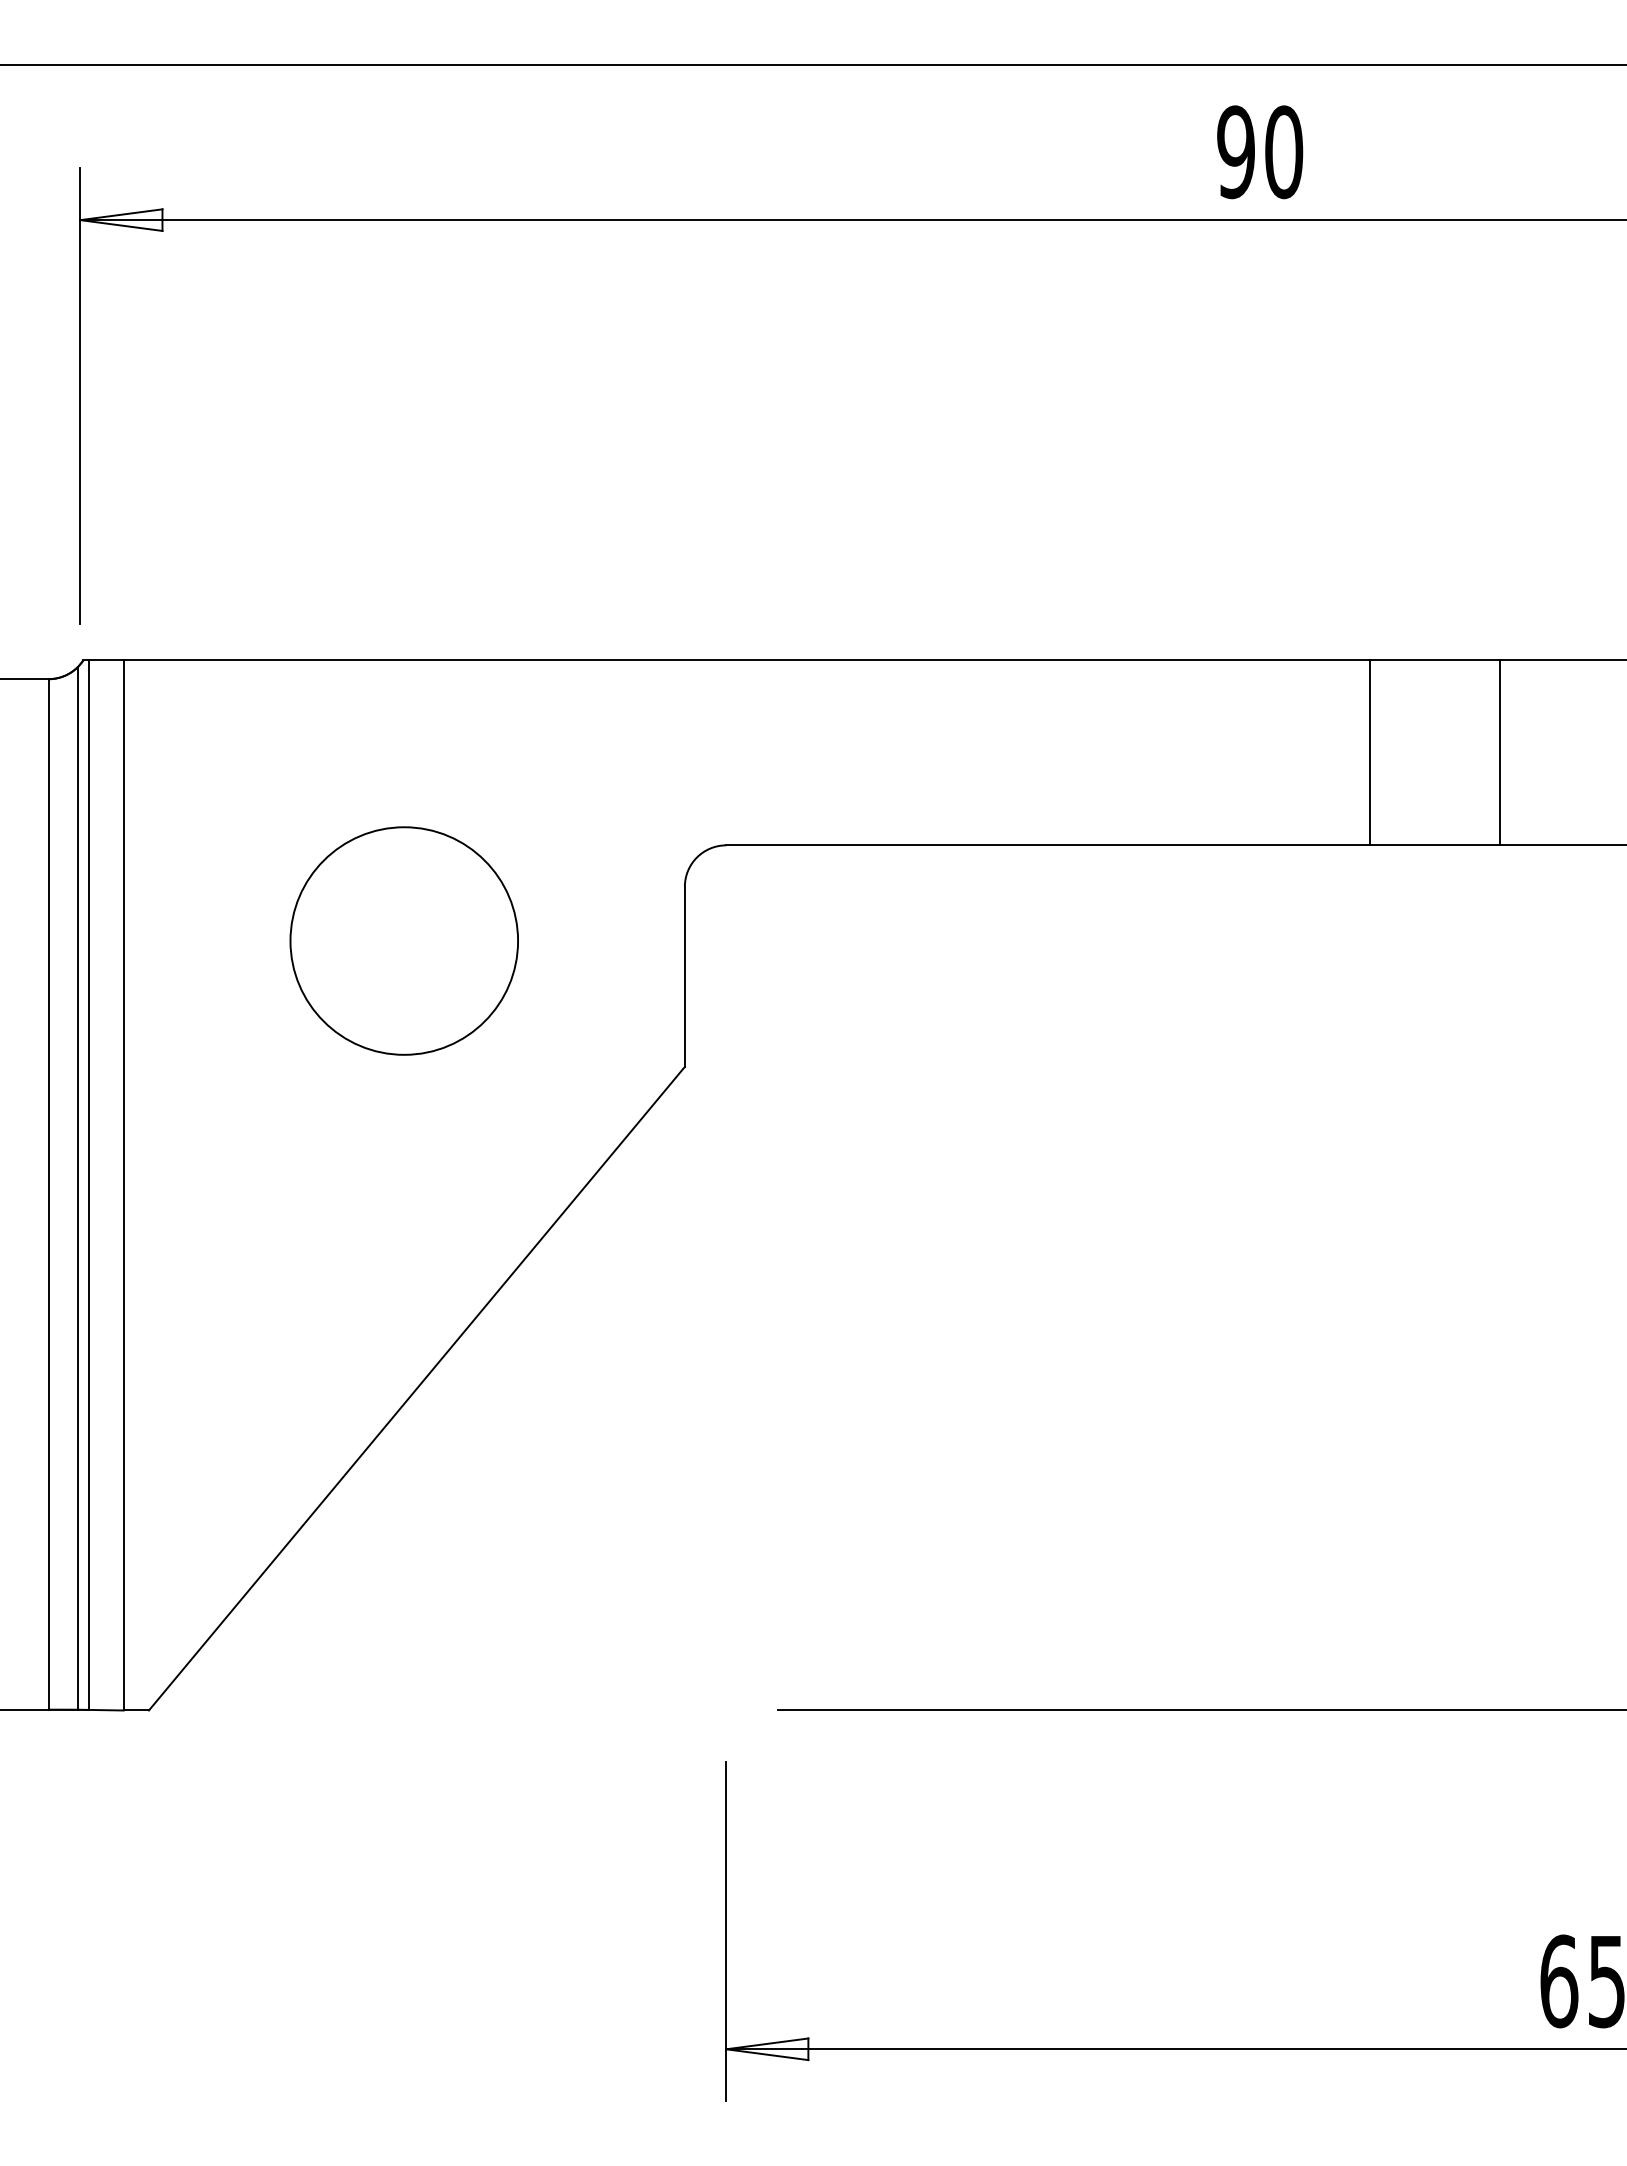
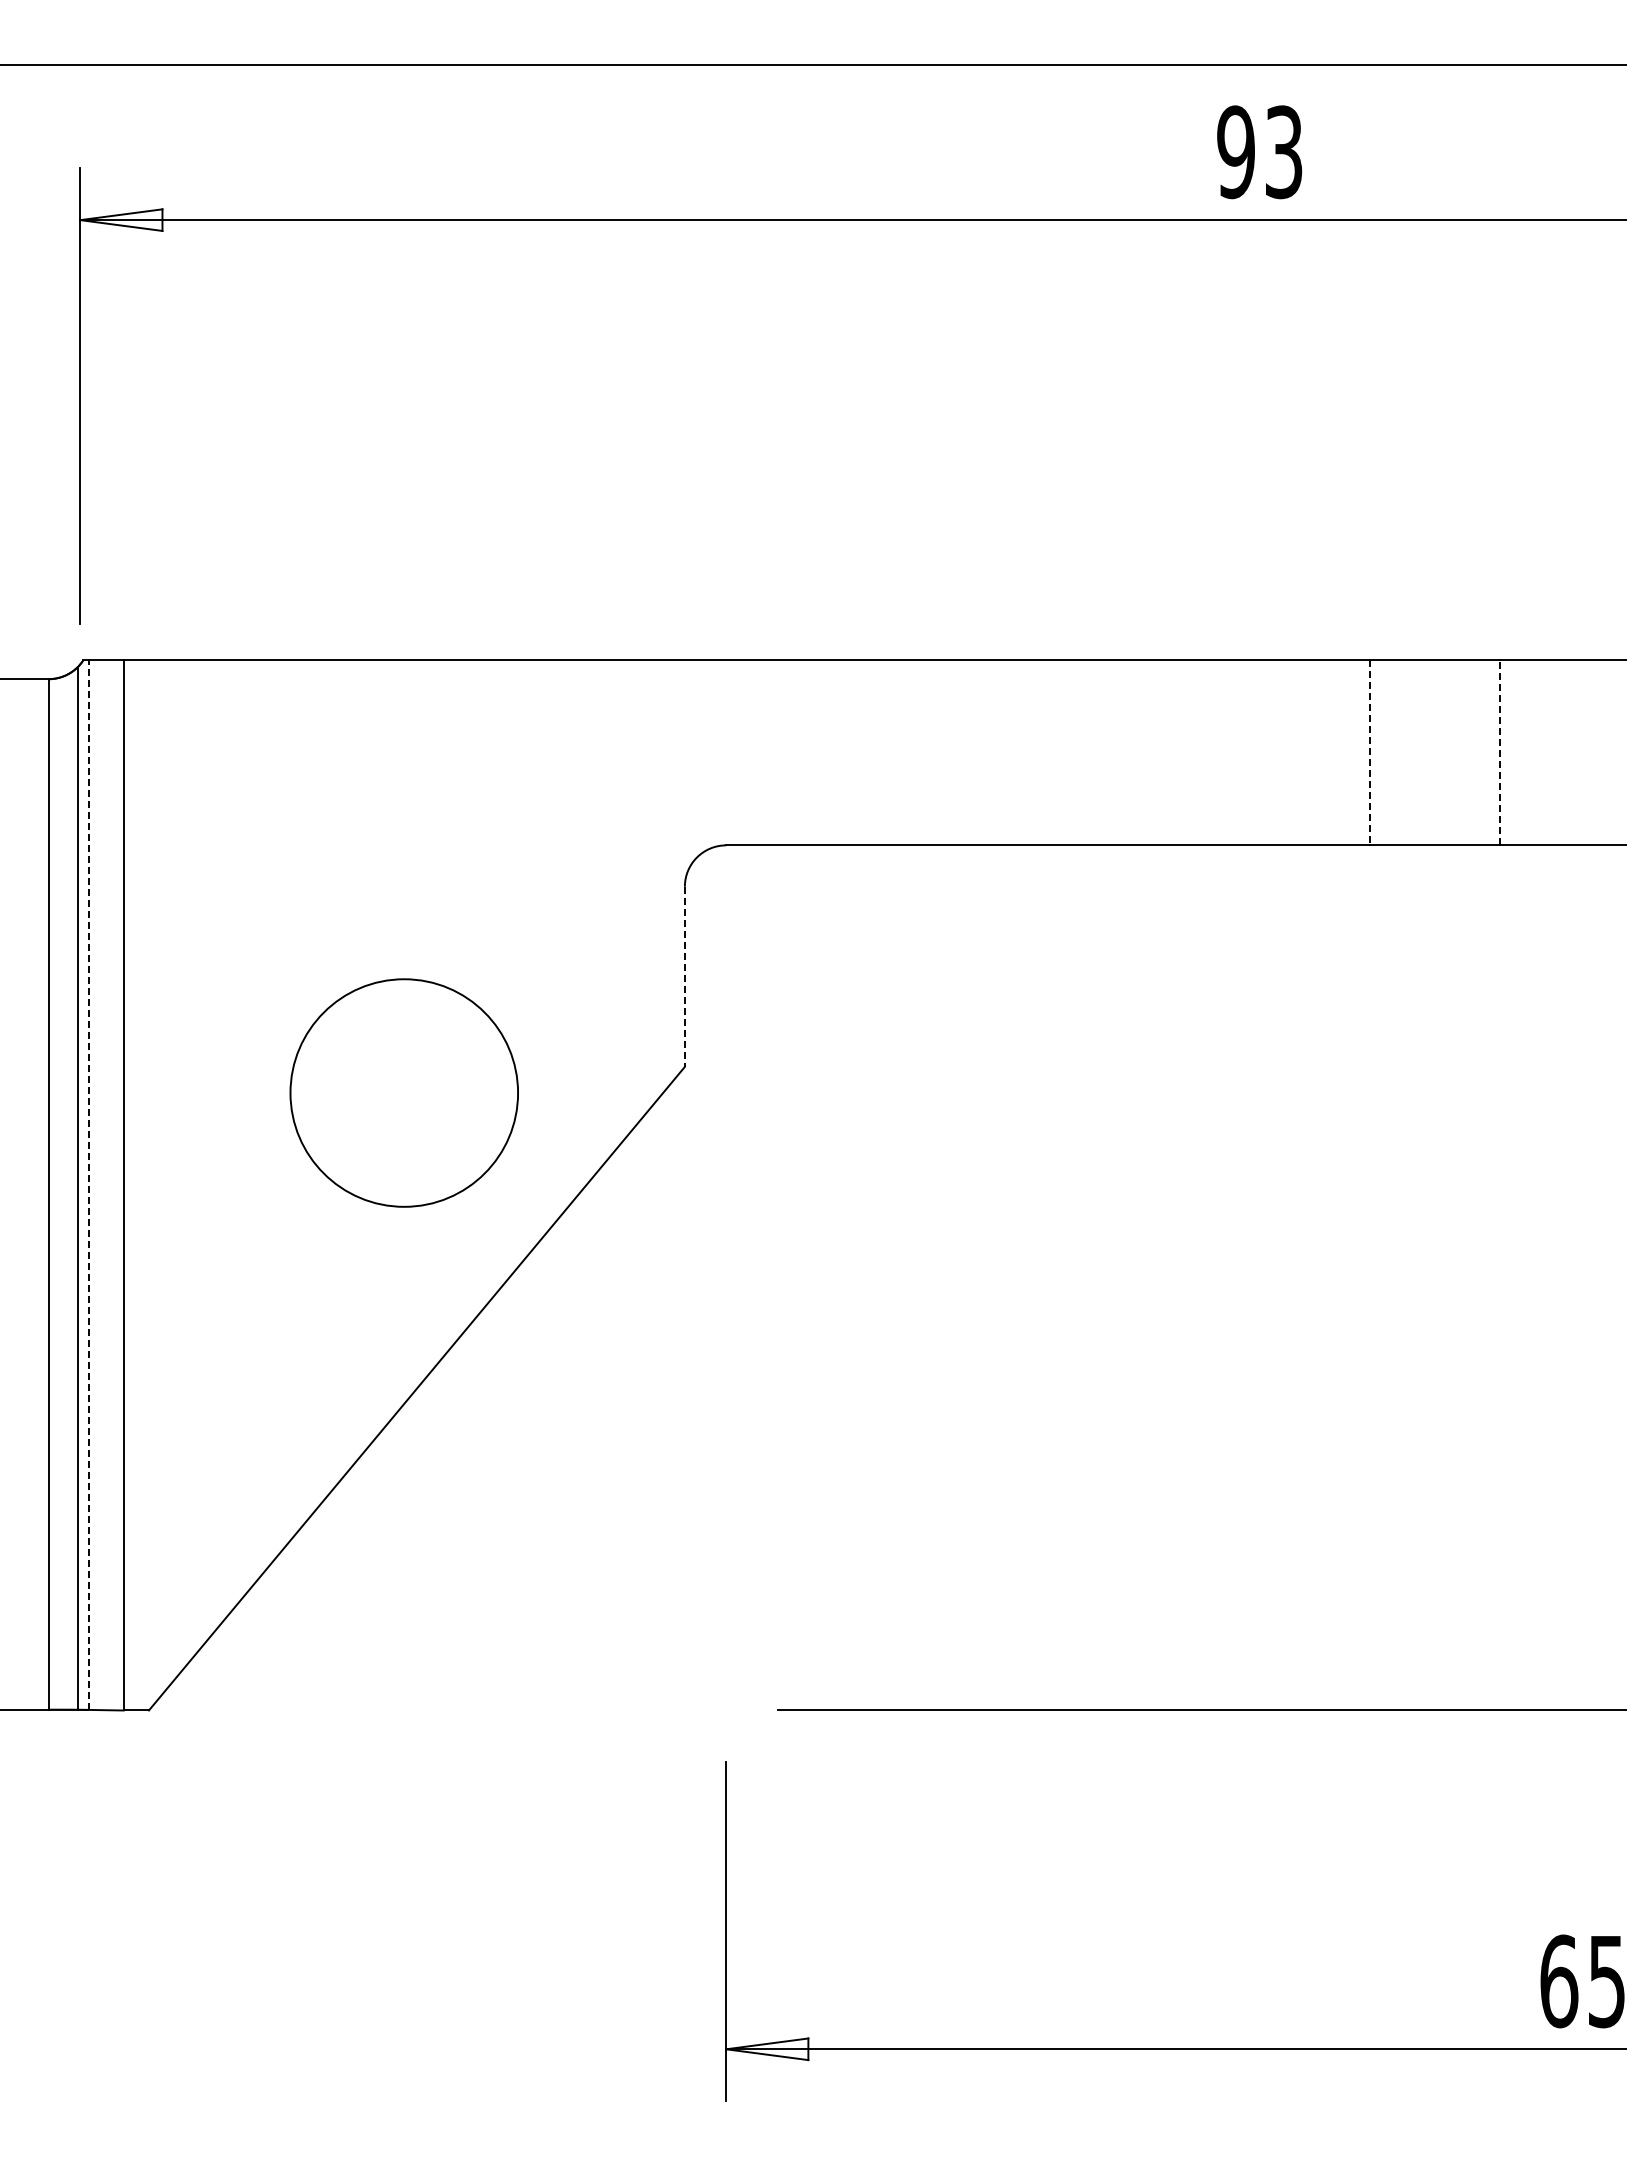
text: 90 -> 93 (1284, 152)
line: solid -> dashed (1499, 752)
line: solid -> dashed (1370, 753)
circle position: (403, 940) -> (403, 1092) (403, 1092)
line: solid -> dashed (684, 977)
line: solid -> dashed (88, 1185)
